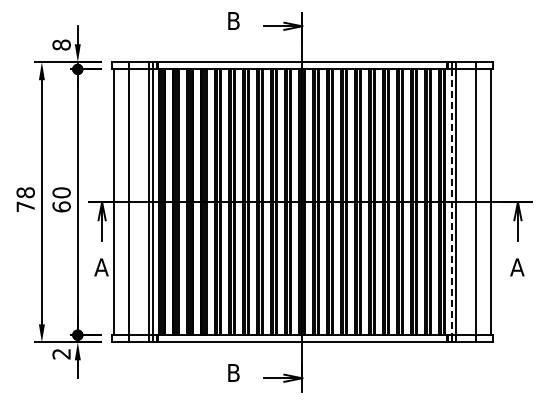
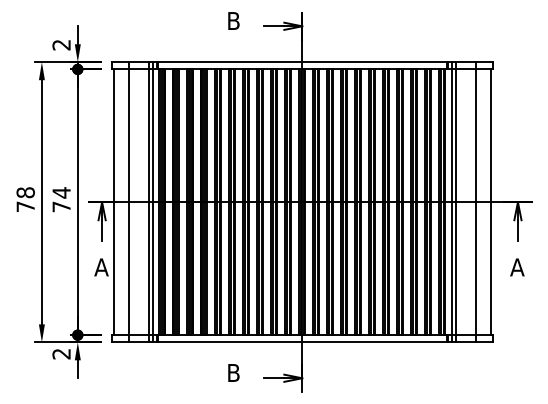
text: 8 -> 2 (61, 44)
text: 60 -> 74 (61, 199)
line: dashed -> solid (451, 202)
